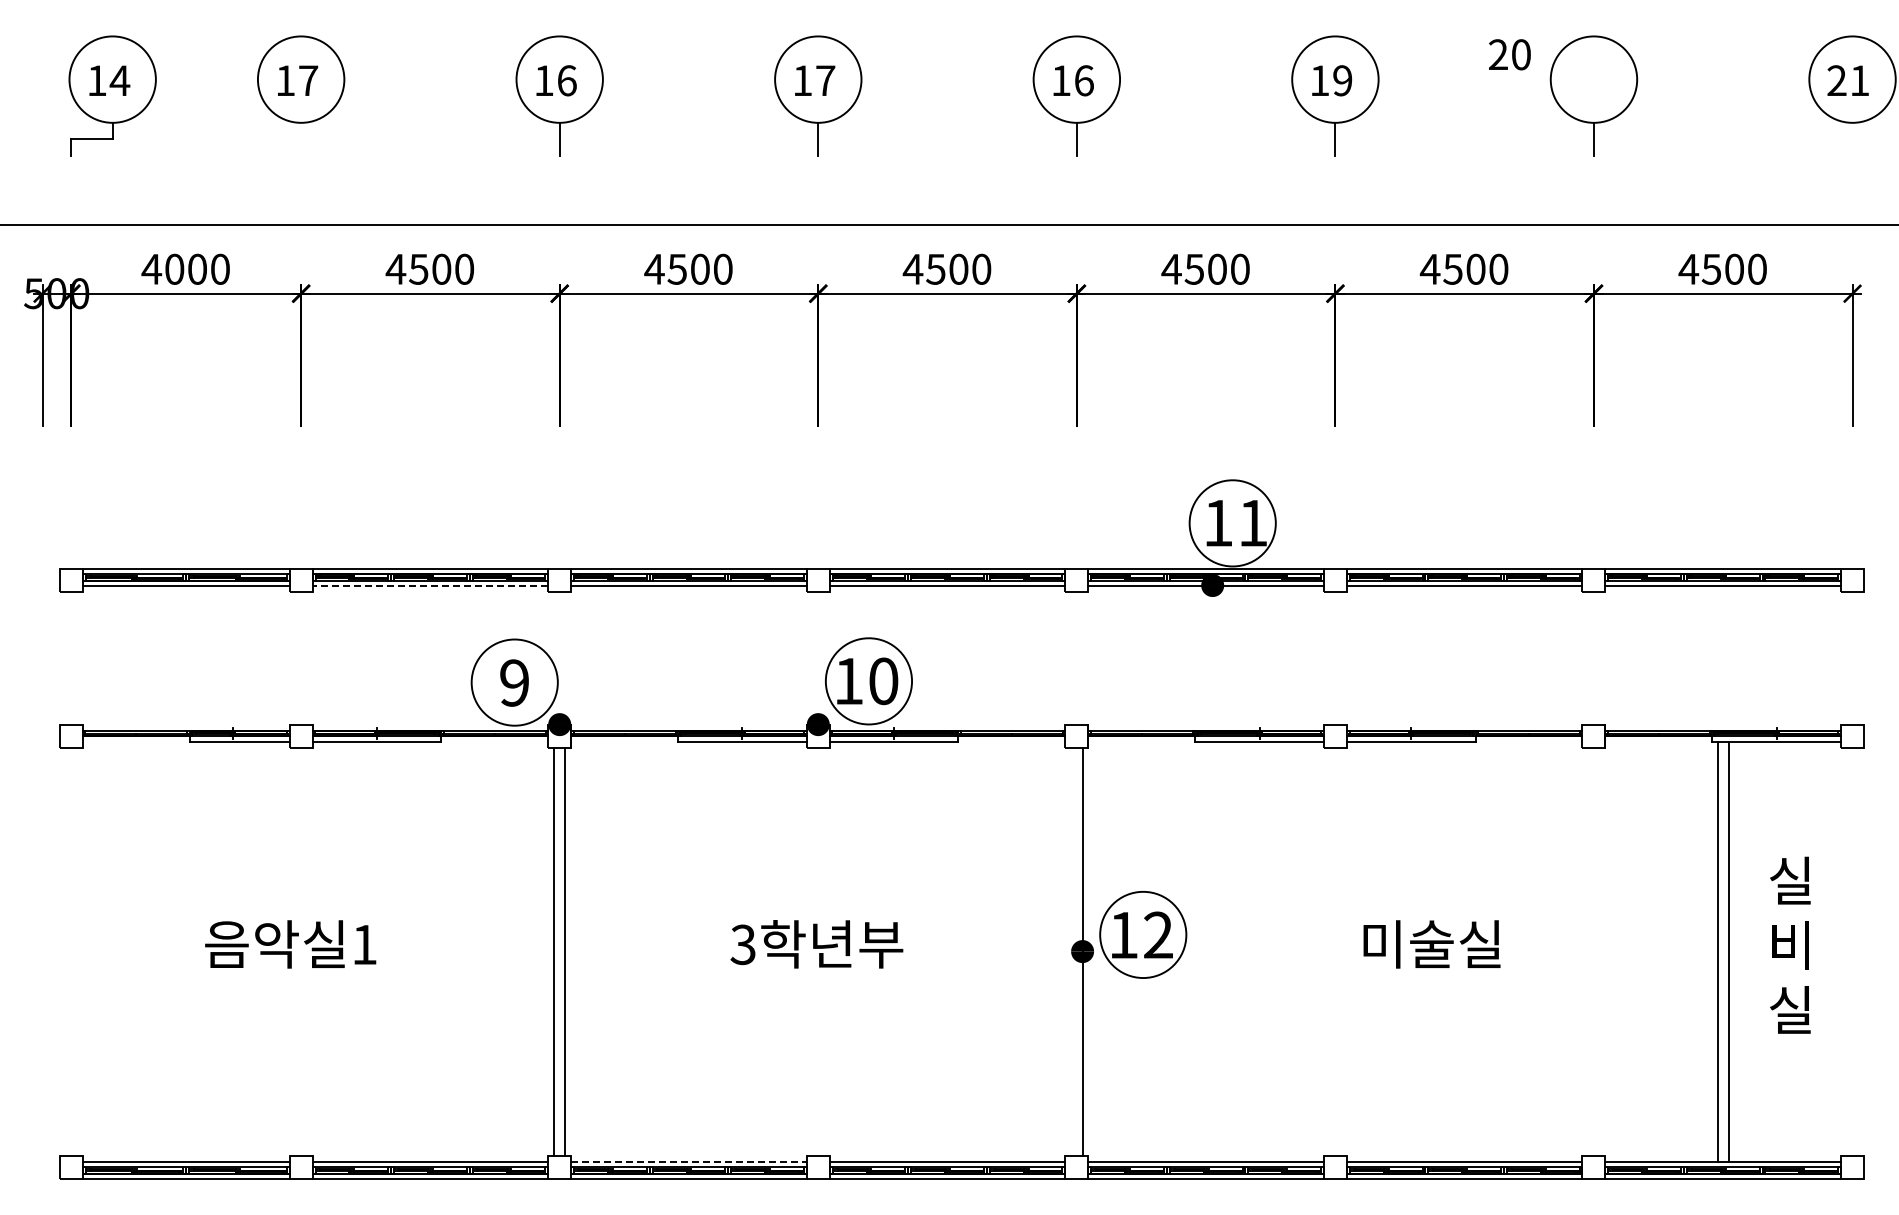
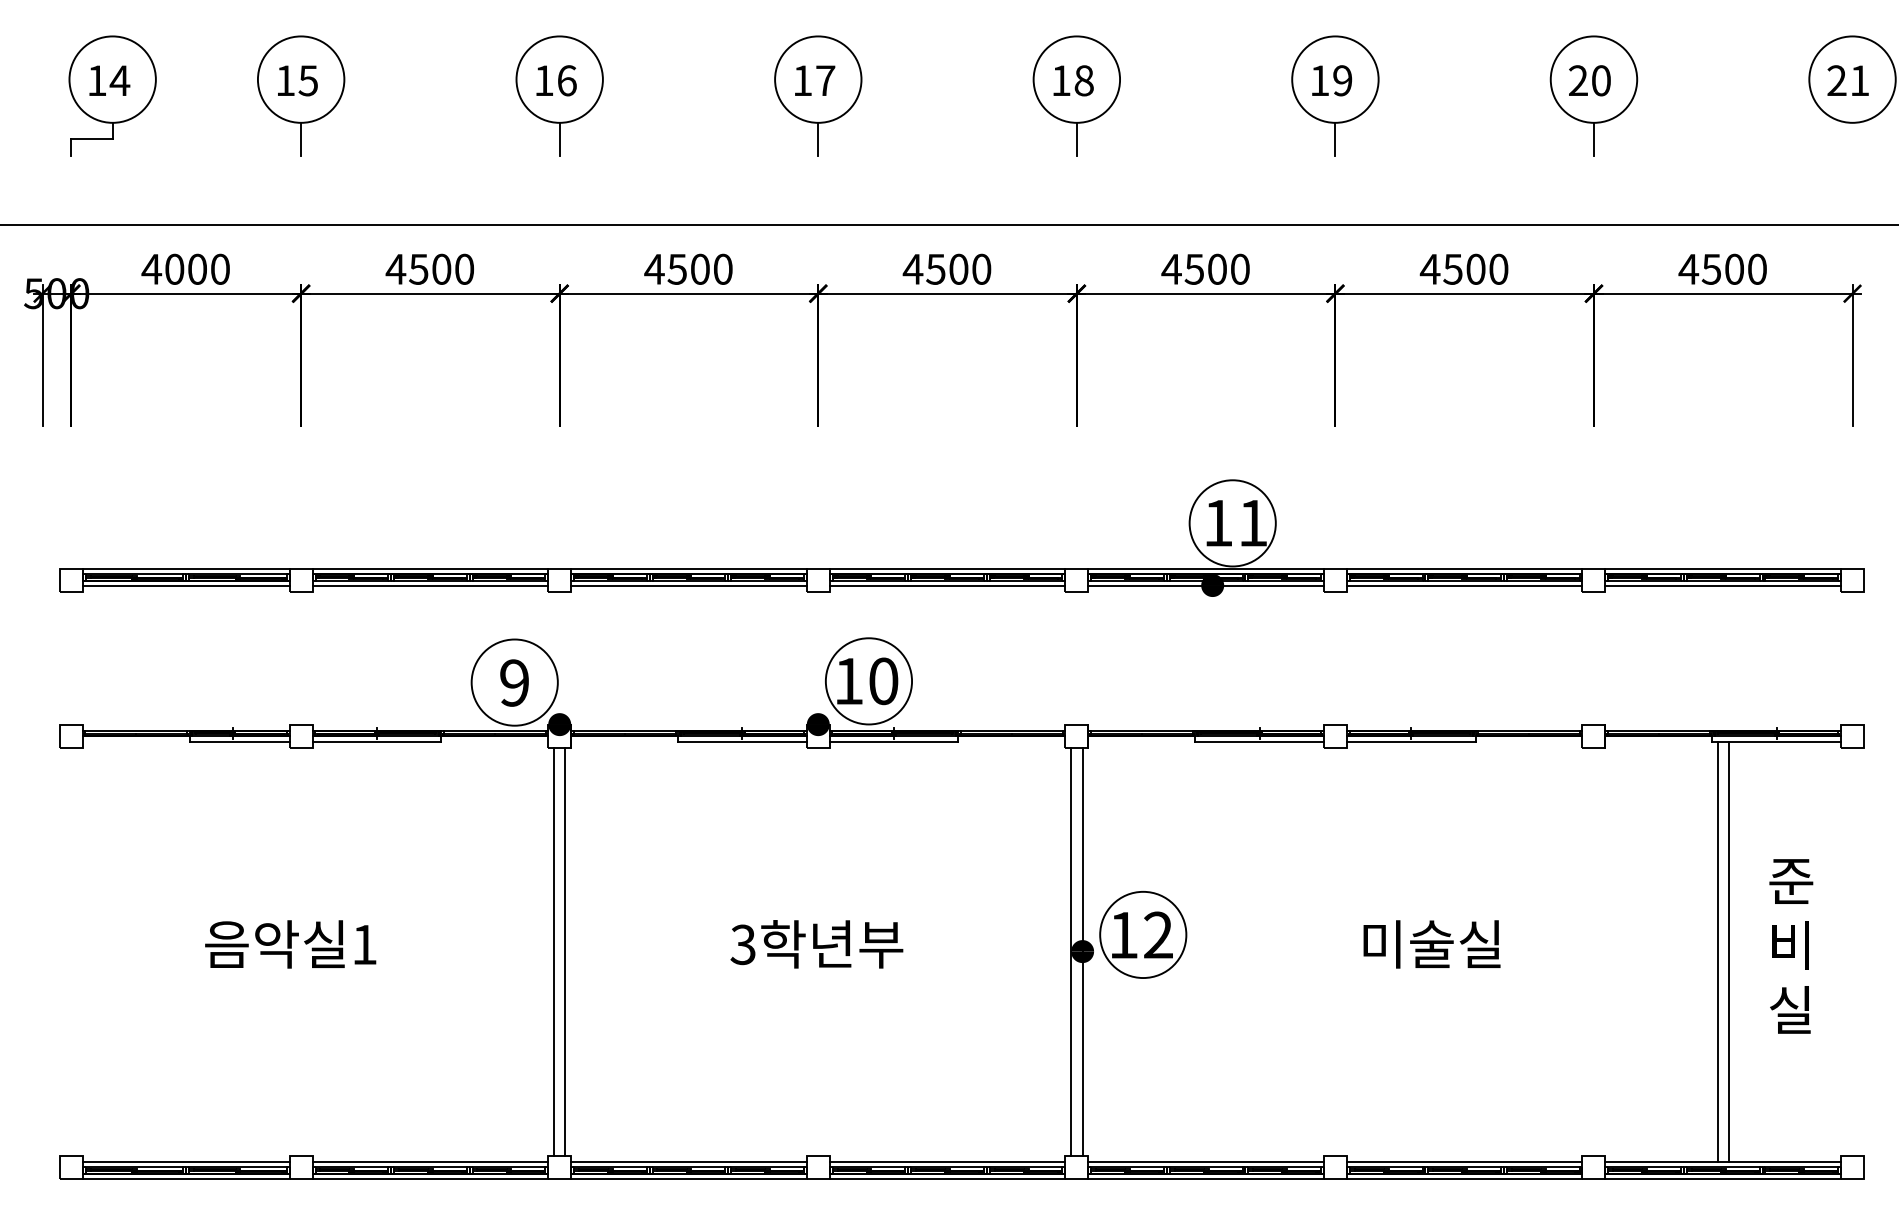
text position: (1509, 54) -> (1589, 80) (1589, 80)
text: 17 -> 15 (308, 80)
text: 16 -> 18 (1083, 80)
line: none -> present (301, 138)
line: dashed -> solid (430, 585)
text: 실 -> 준 (1791, 880)
line: none -> present (1071, 951)
line: dashed -> solid (689, 1162)
